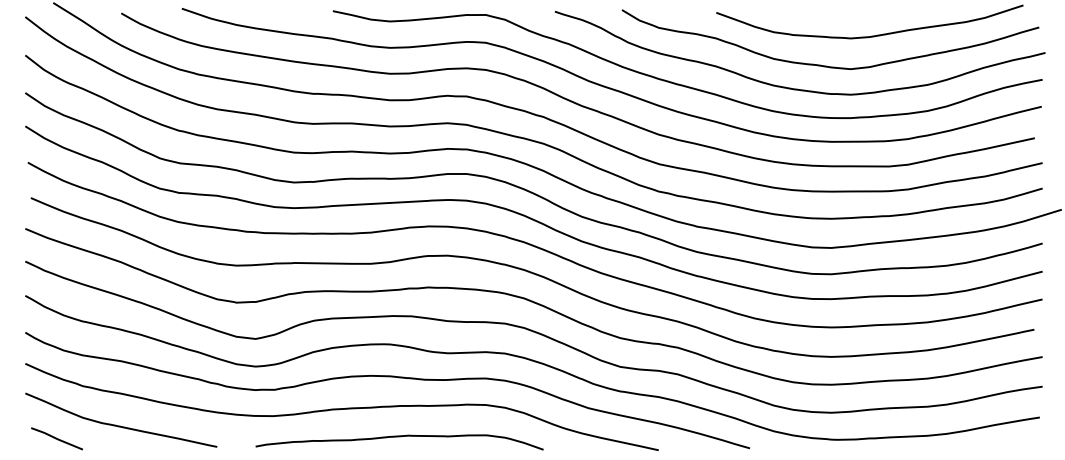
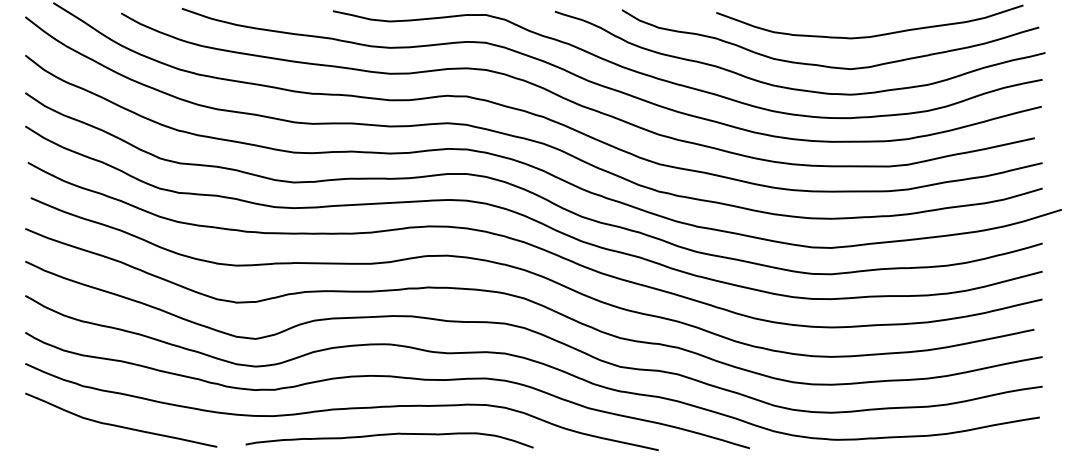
curve position: (399, 437) -> (389, 435) (389, 435)
line: present -> none (56, 438)
